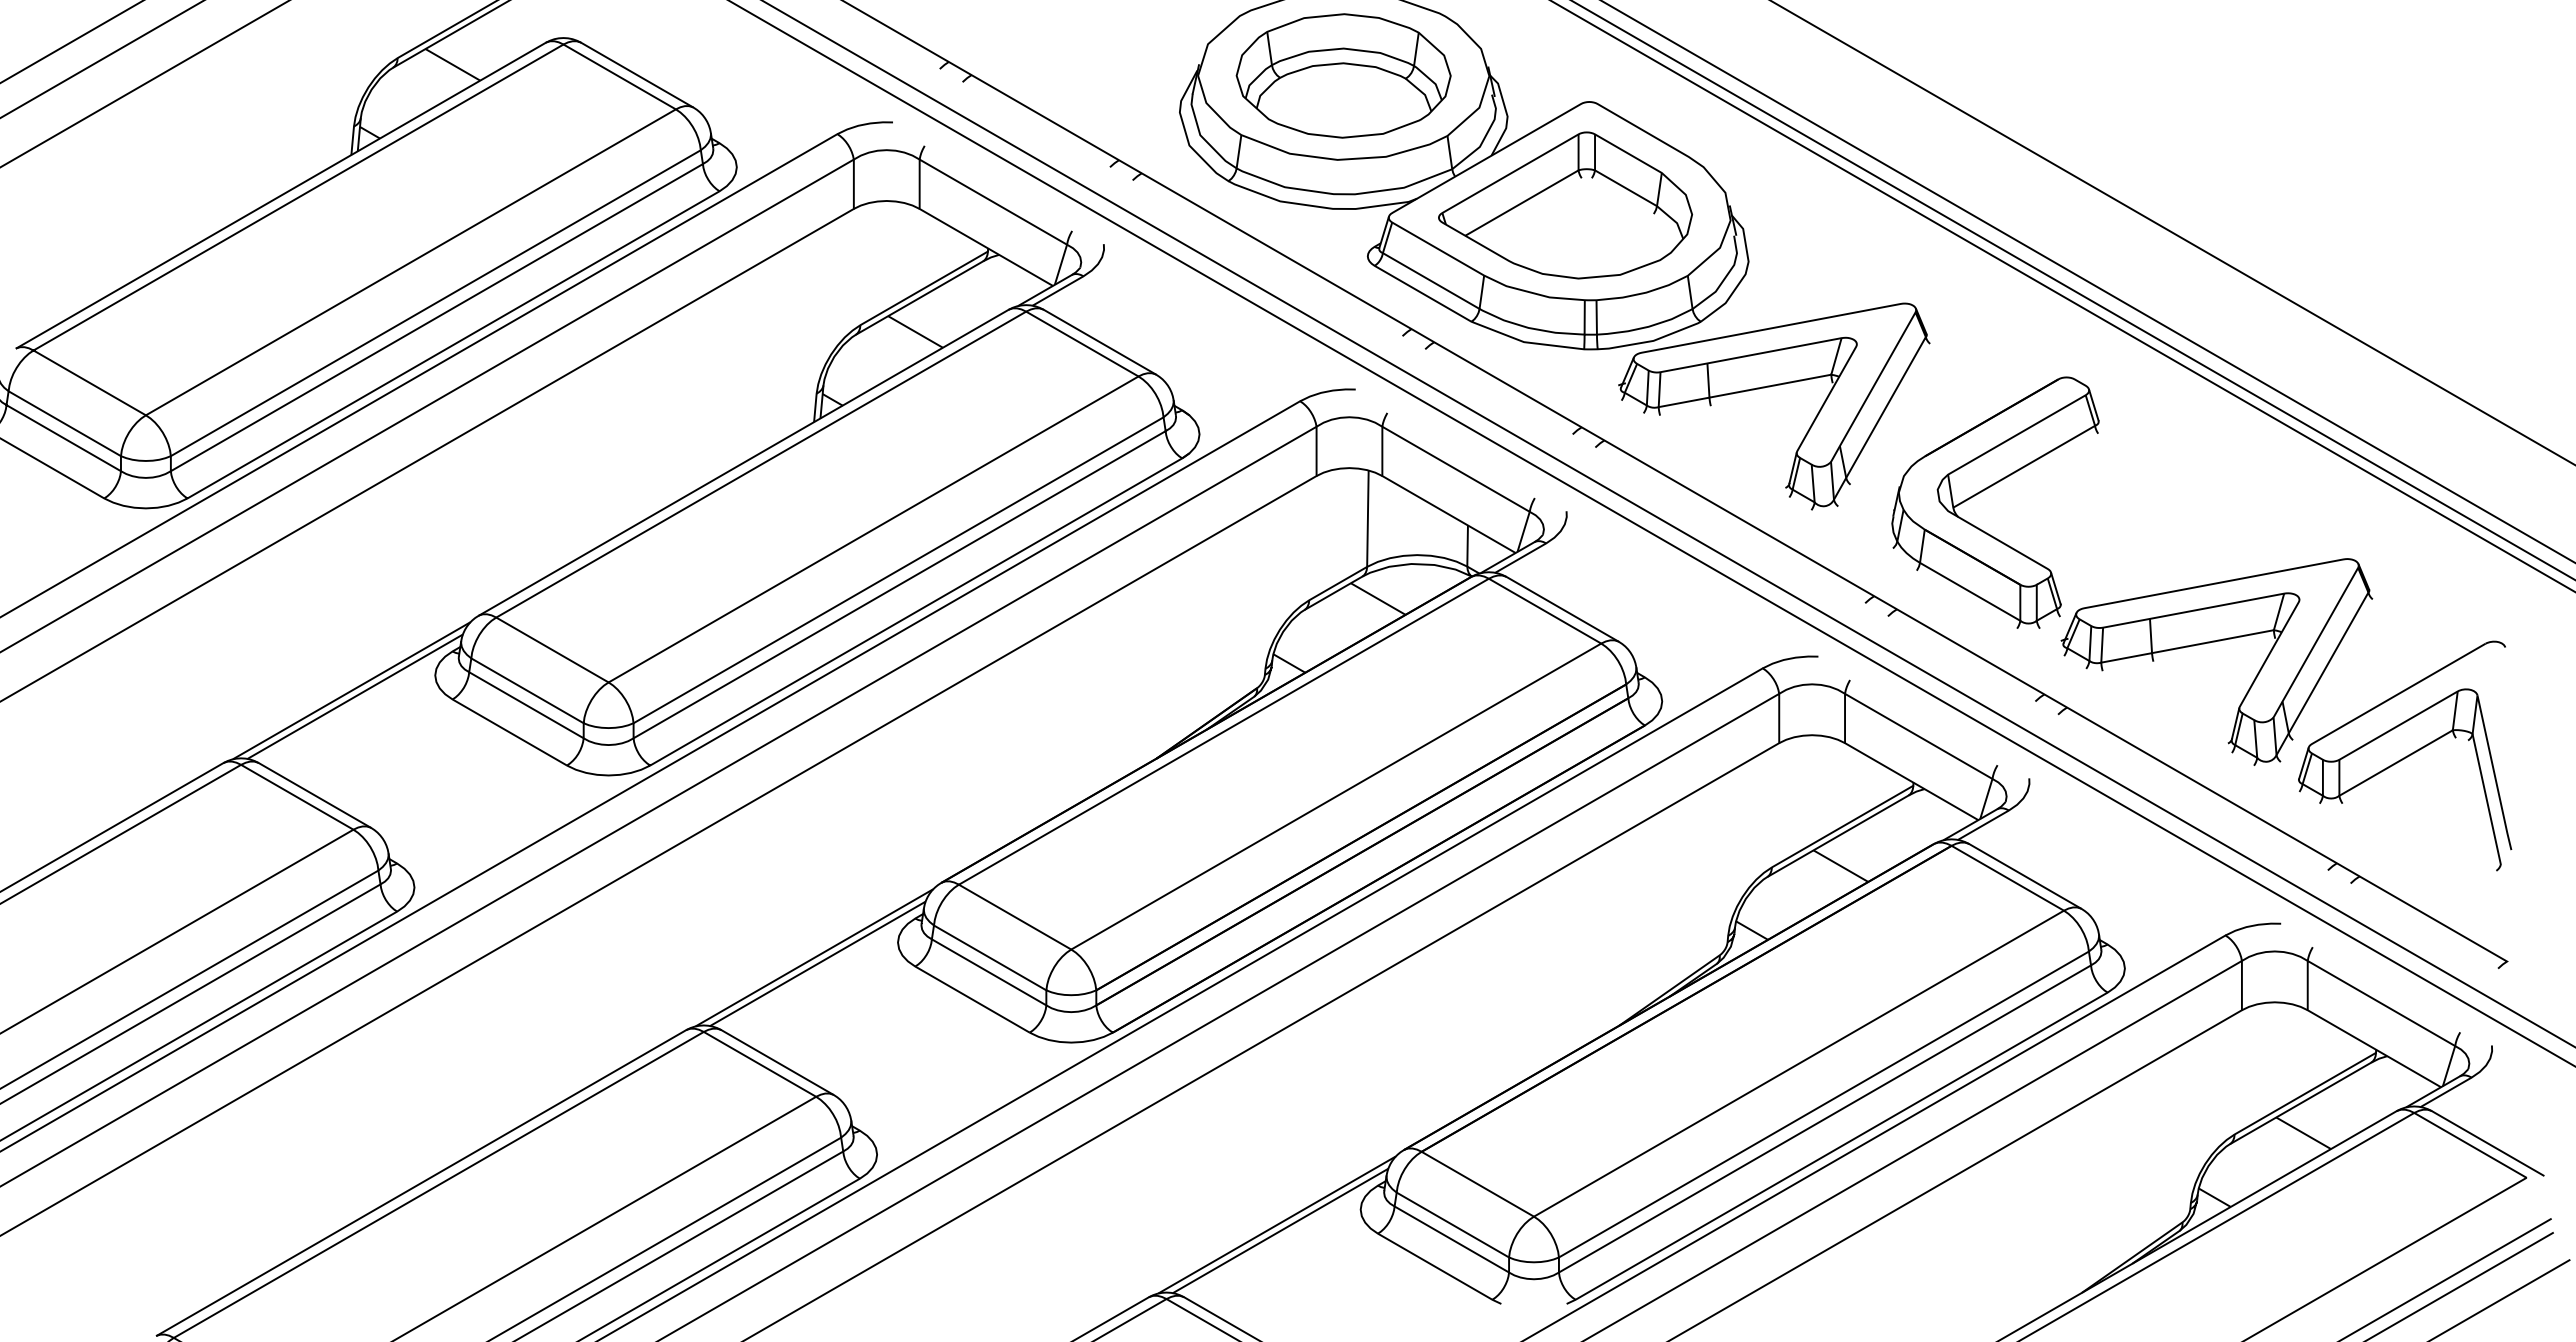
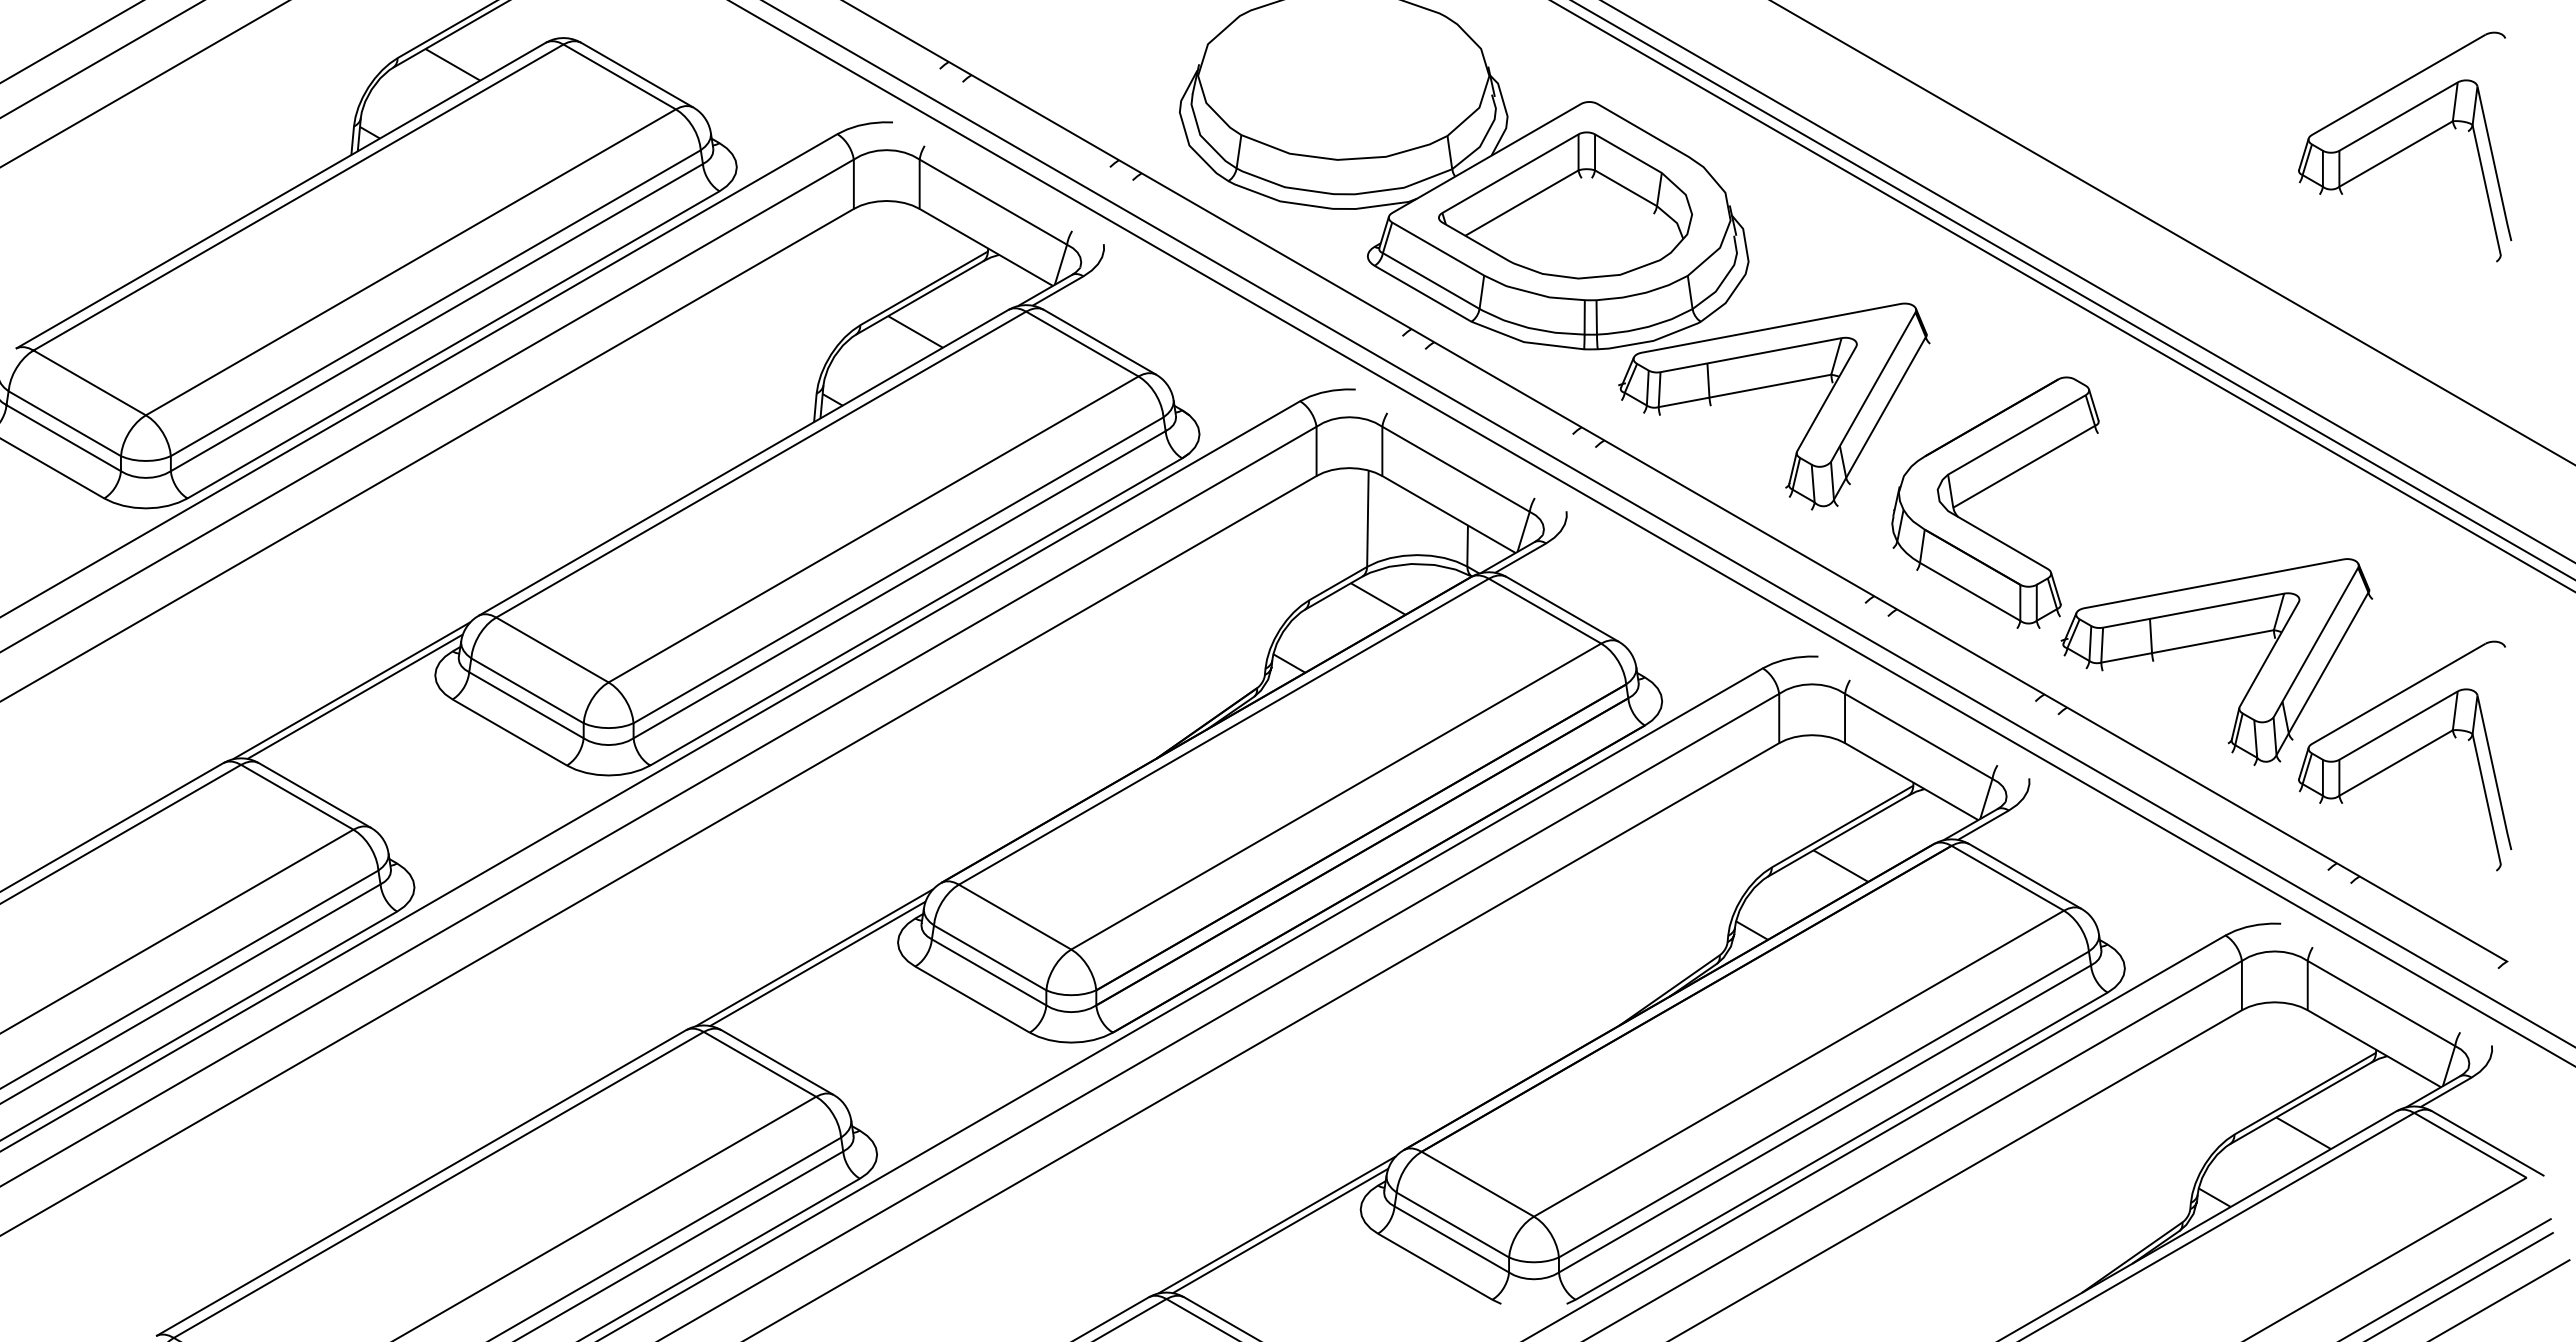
part: present -> none (1343, 75)
part: none -> present (2405, 146)
